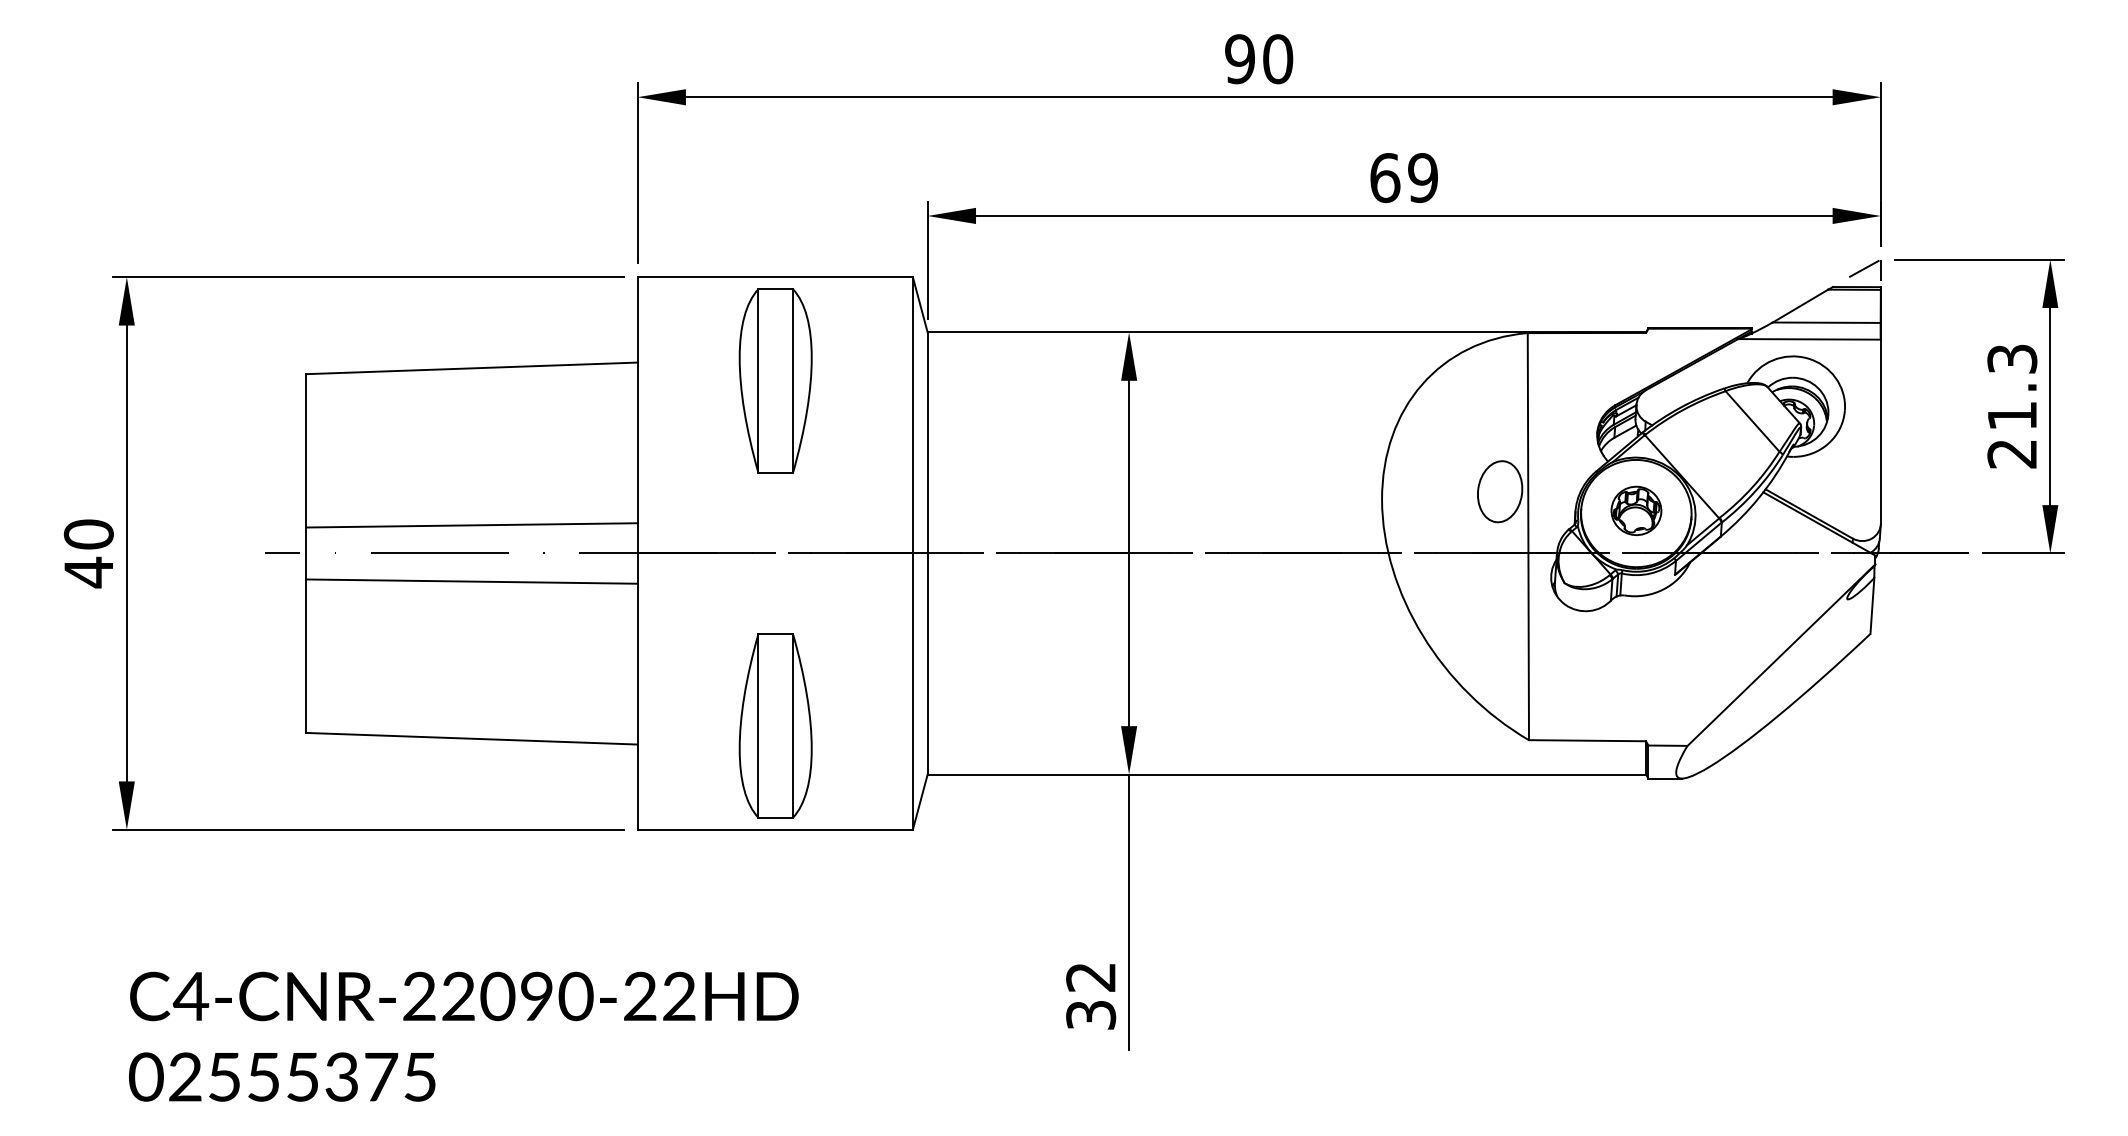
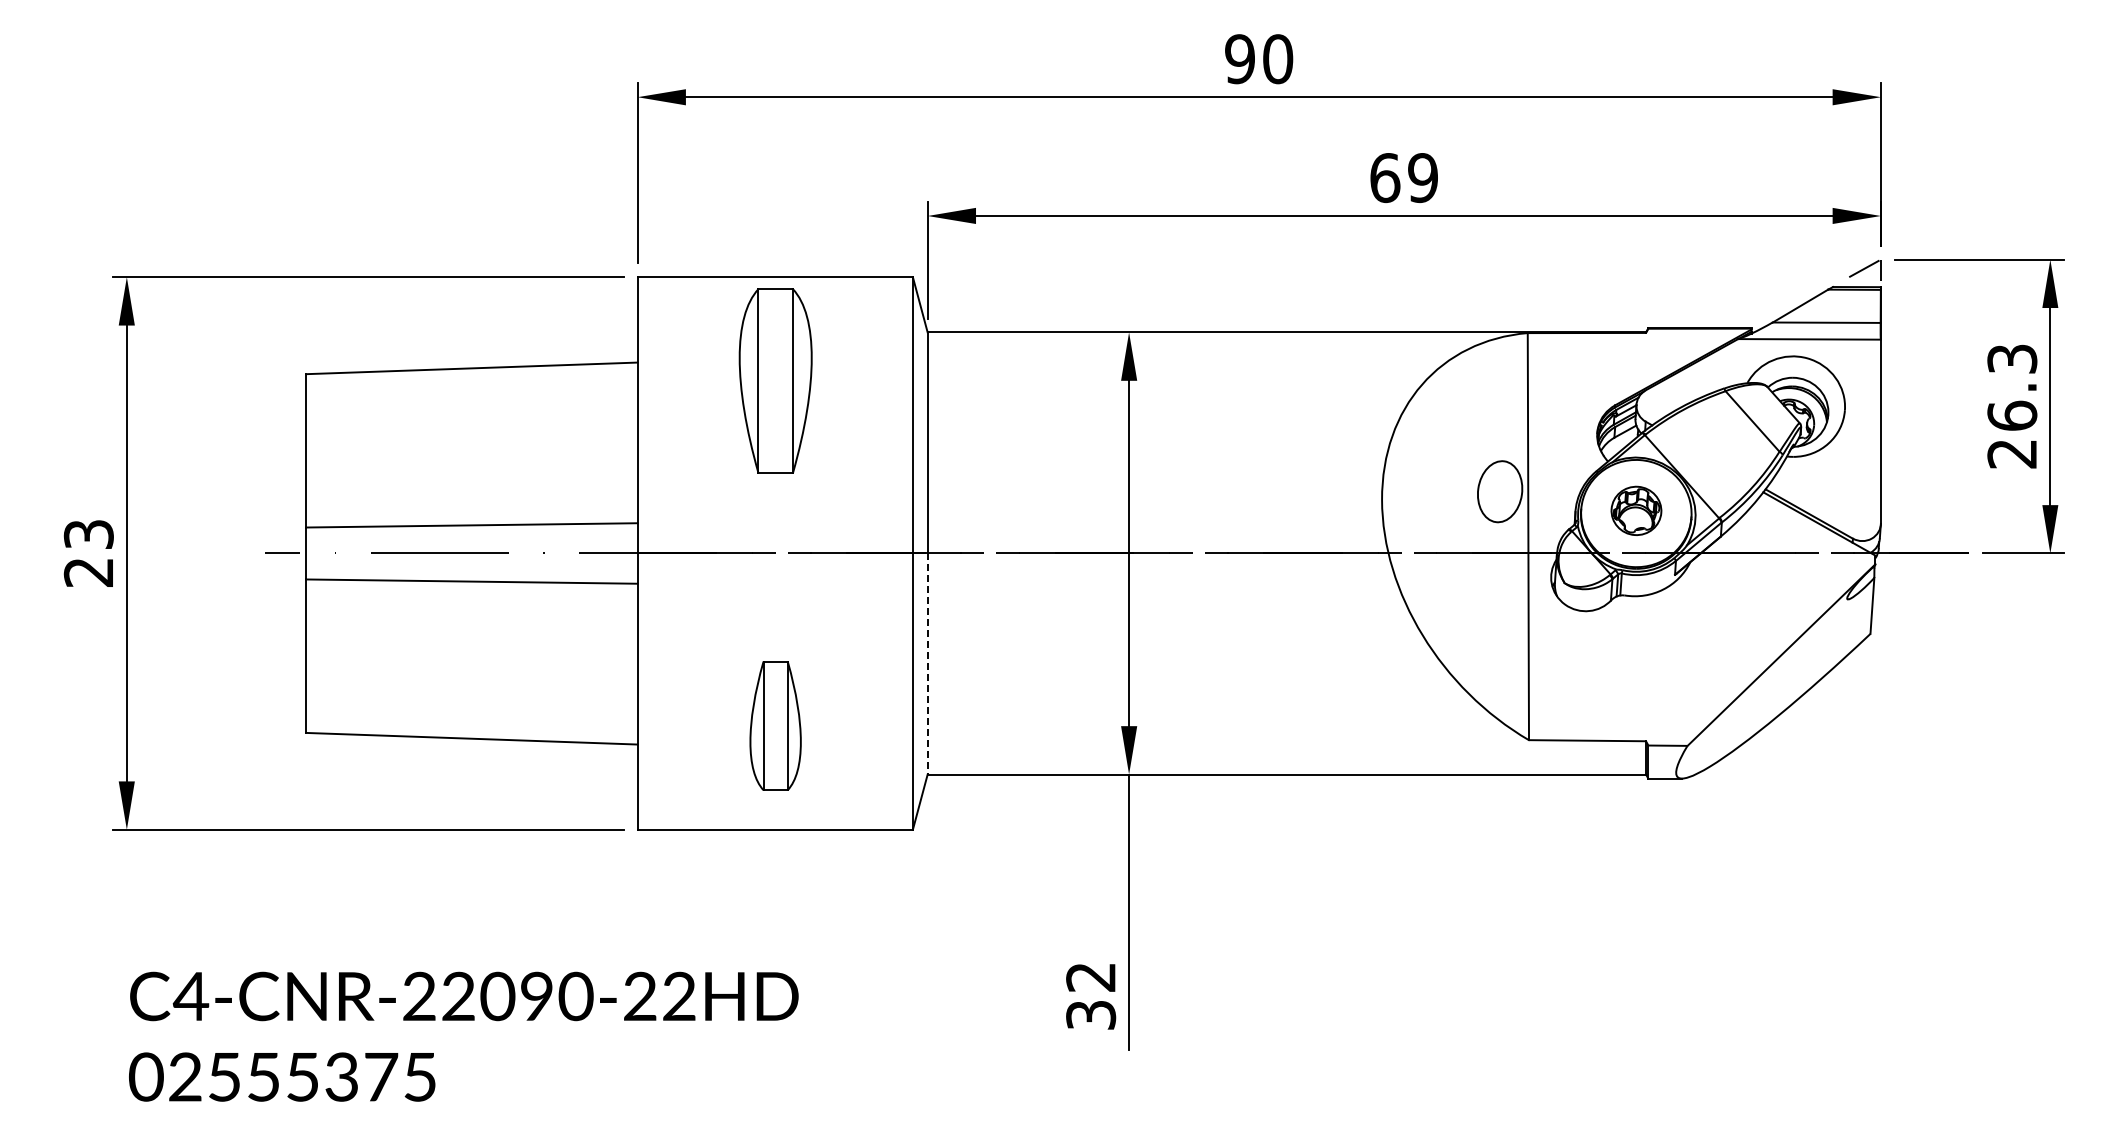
text: 21.3 -> 26.3 (2012, 415)
text: 40 -> 23 (88, 553)
line: solid -> dashed (927, 664)
part size: 75x186 px -> 53x130 px (775, 725)
